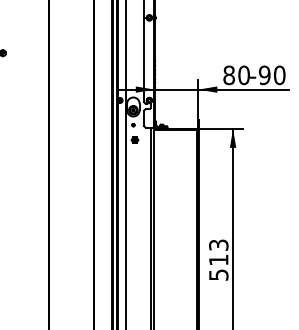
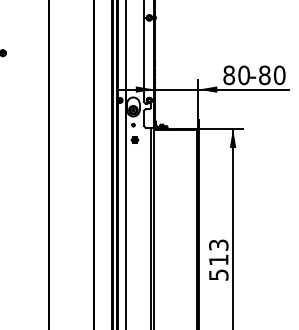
text: -90 -> -80 (264, 75)
